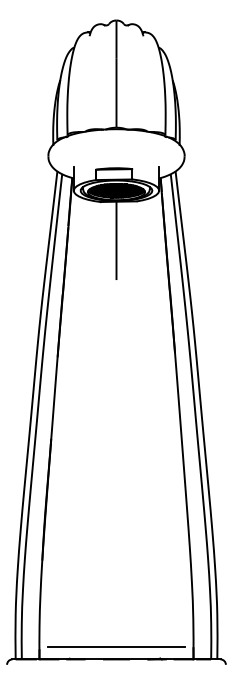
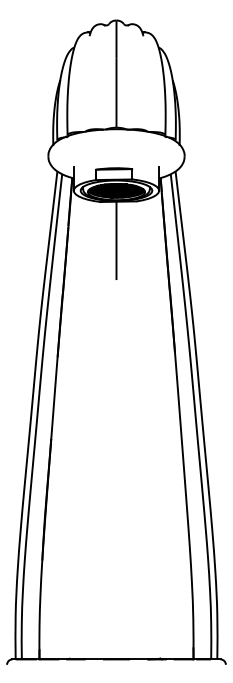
line: present -> none (116, 646)
